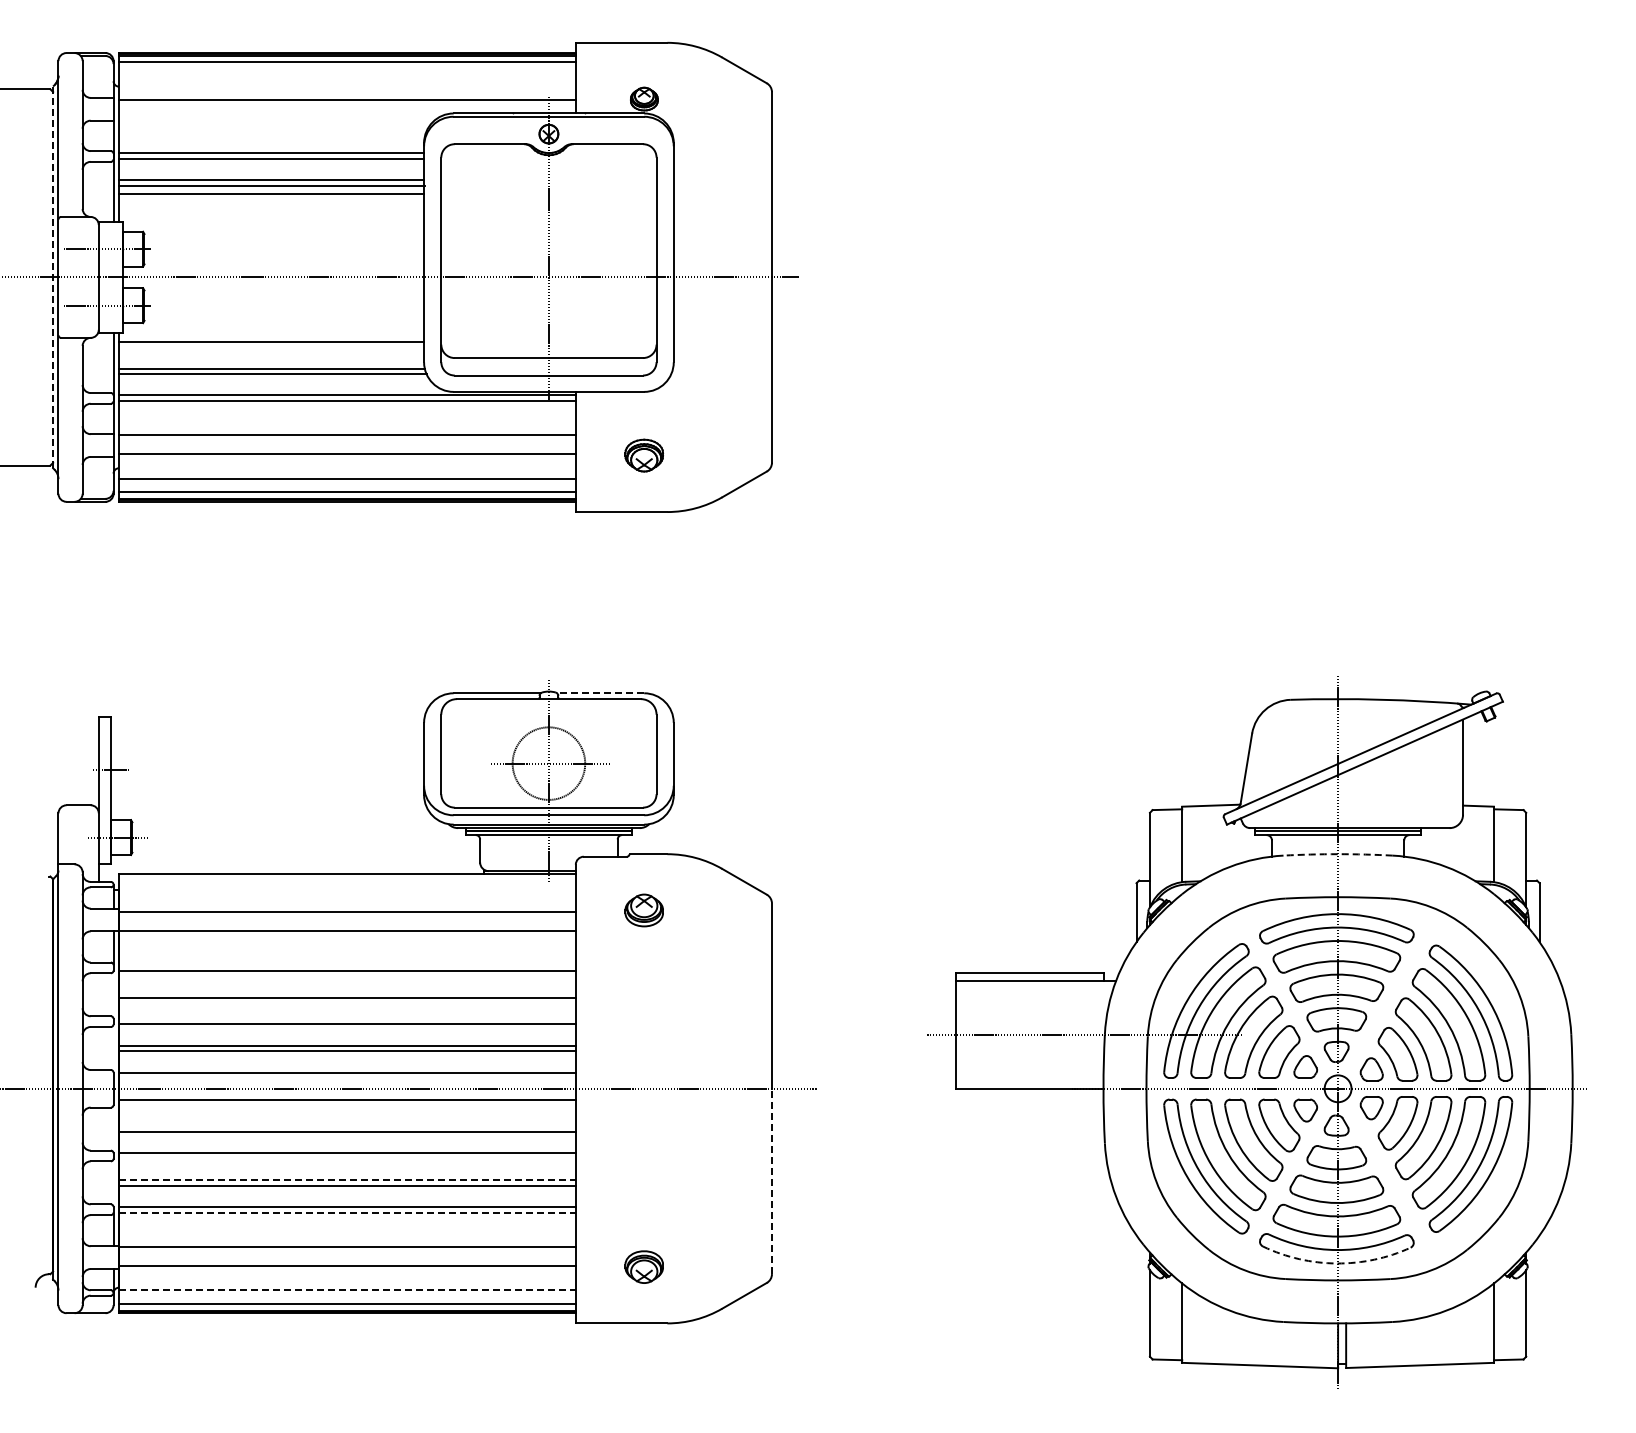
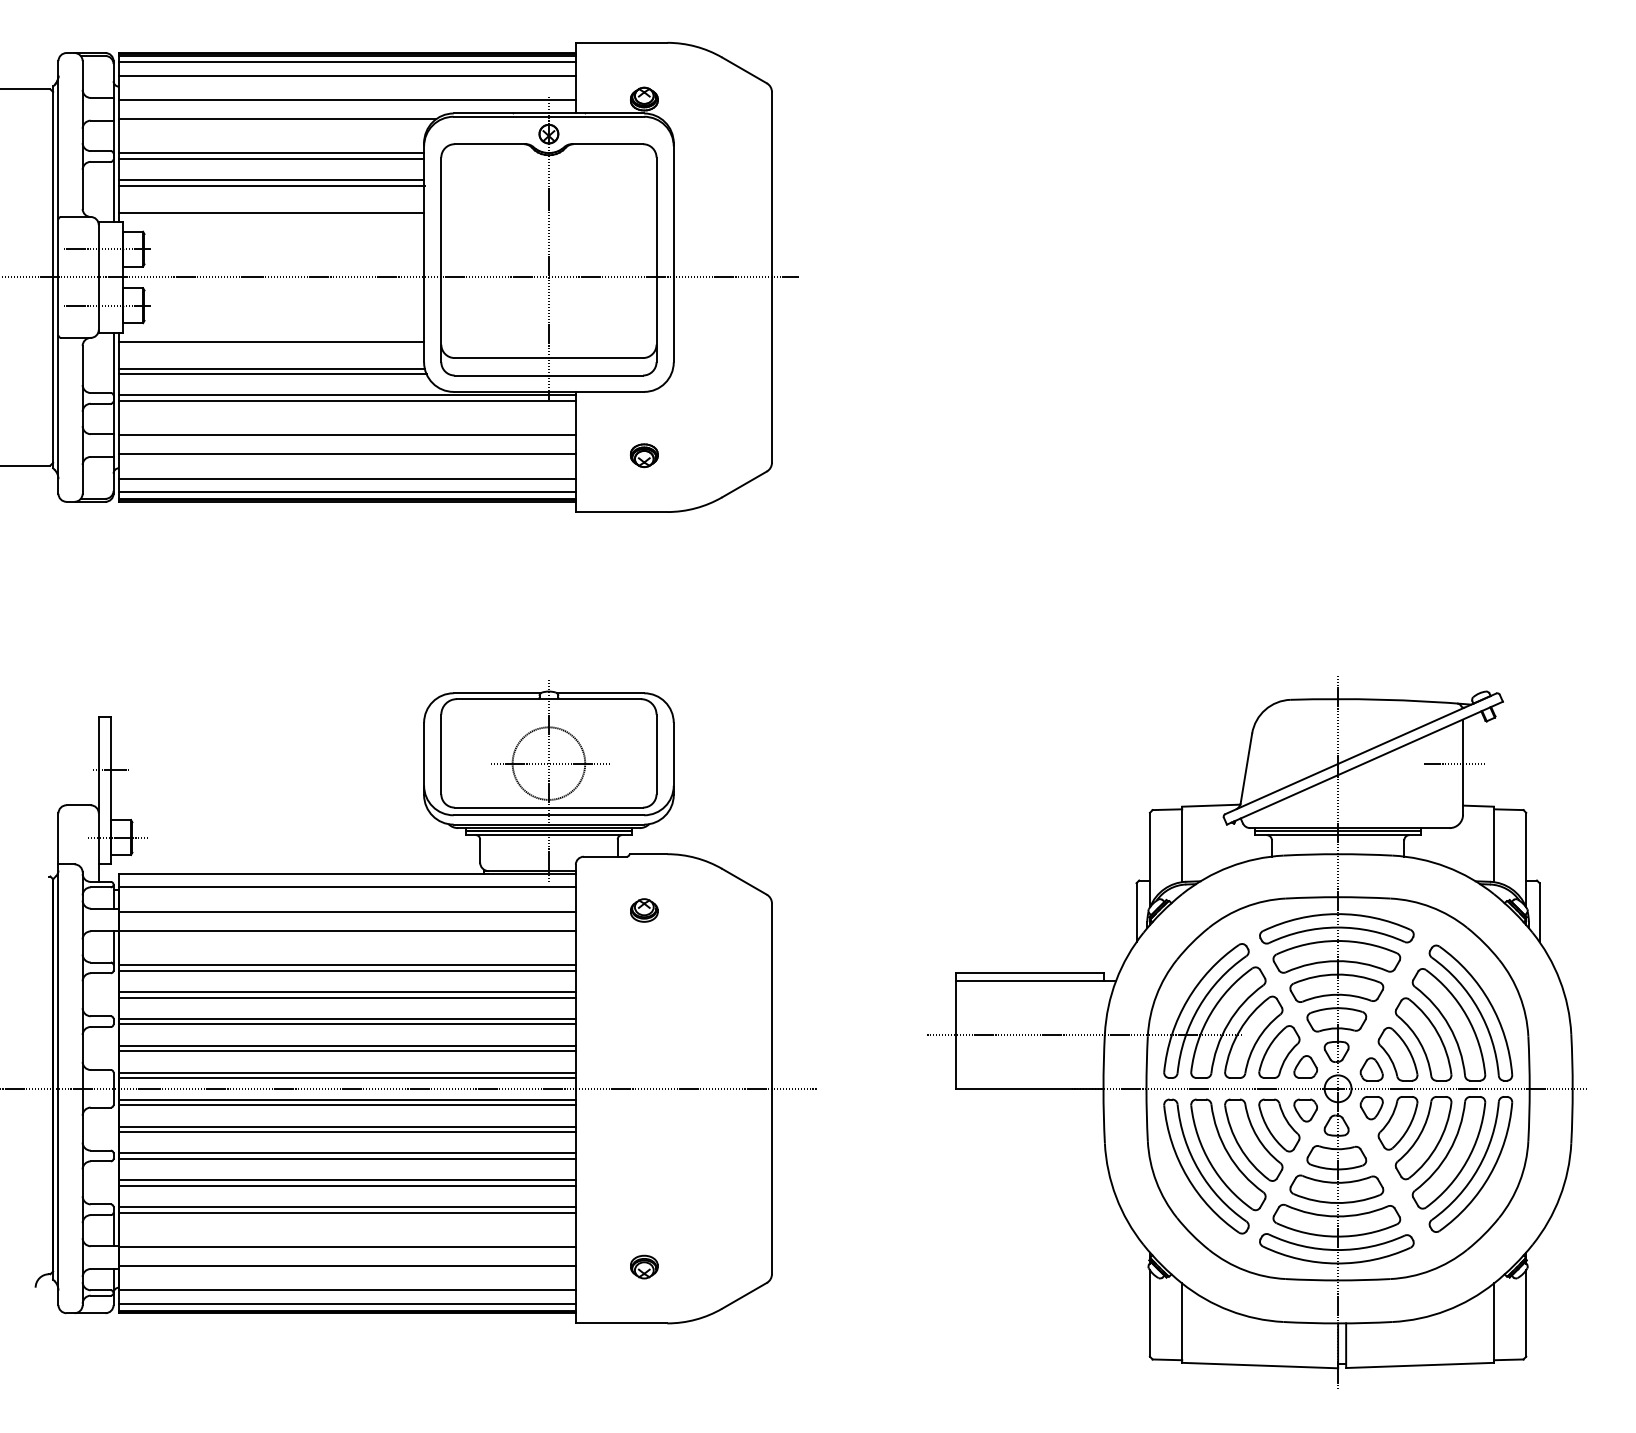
line: none -> present (346, 75)
line: none -> present (276, 119)
line position: (271, 193) -> (271, 212) (271, 212)
line: dashed -> solid (53, 277)
part size: 40x35 px -> 29x26 px (644, 455)
line: dashed -> solid (600, 693)
line: none -> present (1454, 763)
arc: dashed -> solid (1338, 854)
line: none -> present (346, 887)
part size: 40x35 px -> 29x25 px (644, 910)
line: none -> present (346, 964)
line: none -> present (346, 991)
line: none -> present (346, 1018)
line: none -> present (346, 1077)
line: none -> present (346, 1104)
line: none -> present (346, 1126)
line: none -> present (346, 1158)
line: dashed -> solid (347, 1180)
line: dashed -> solid (771, 1181)
line: dashed -> solid (347, 1212)
arc: dashed -> solid (1336, 1263)
part size: 40x34 px -> 29x26 px (644, 1266)
line: dashed -> solid (347, 1290)
